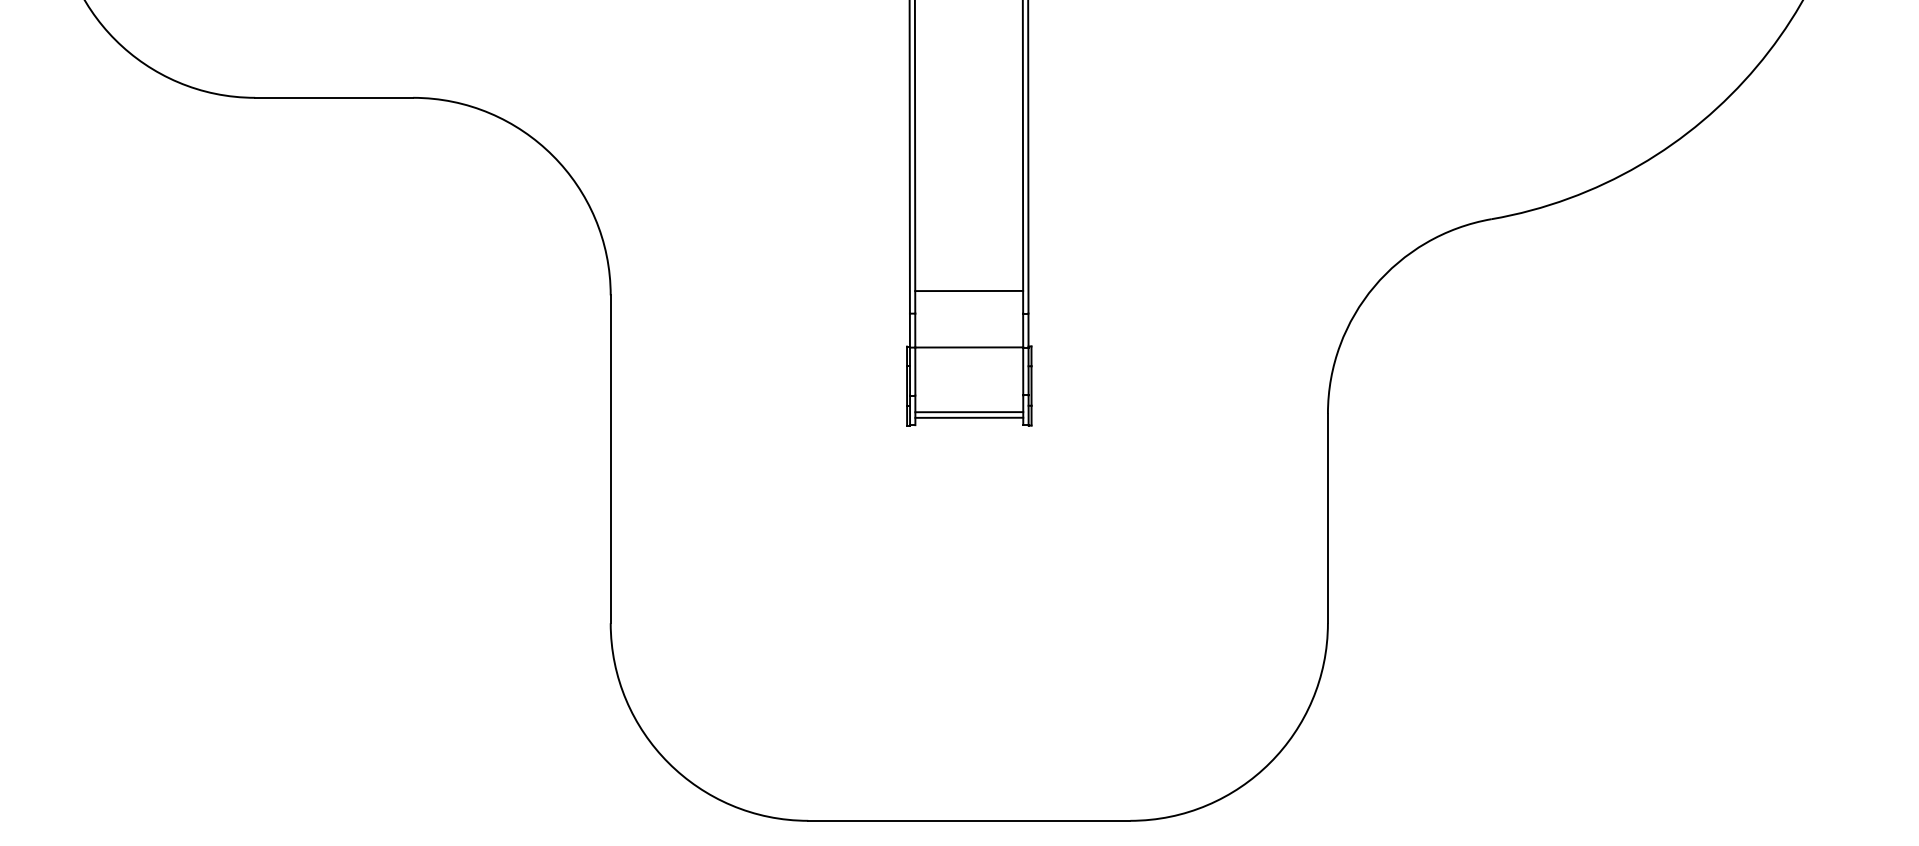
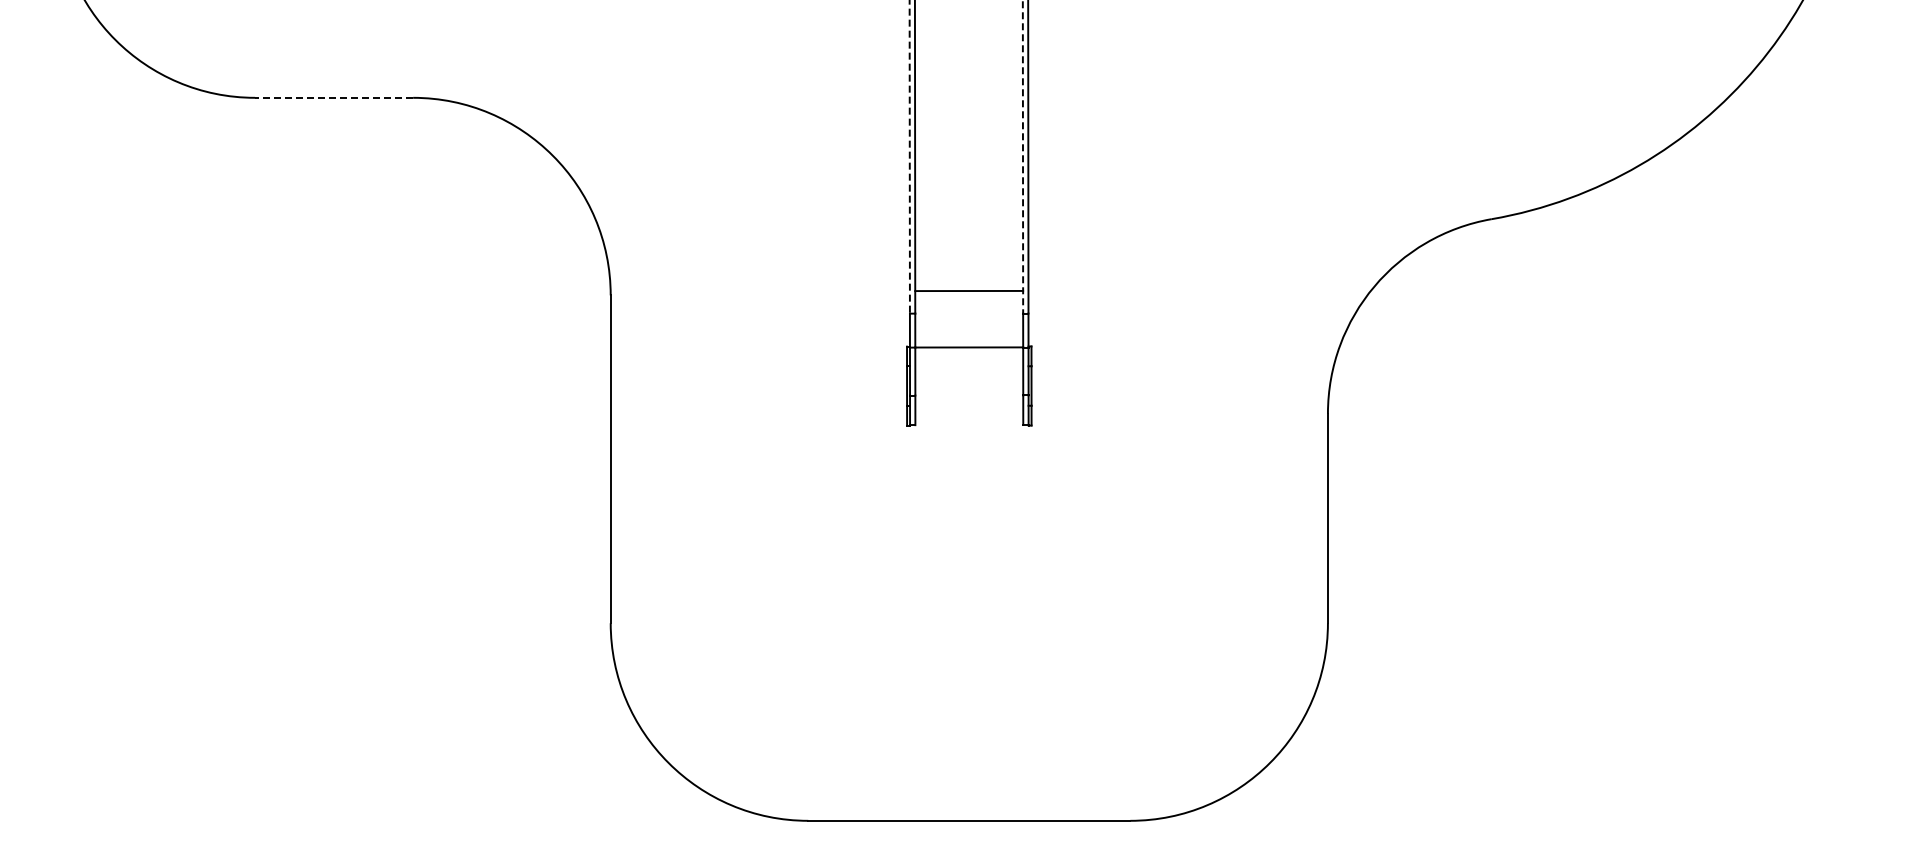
line: solid -> dashed (334, 97)
line: solid -> dashed (1022, 156)
line: solid -> dashed (909, 157)
line: present -> none (969, 412)
line: present -> none (969, 417)
